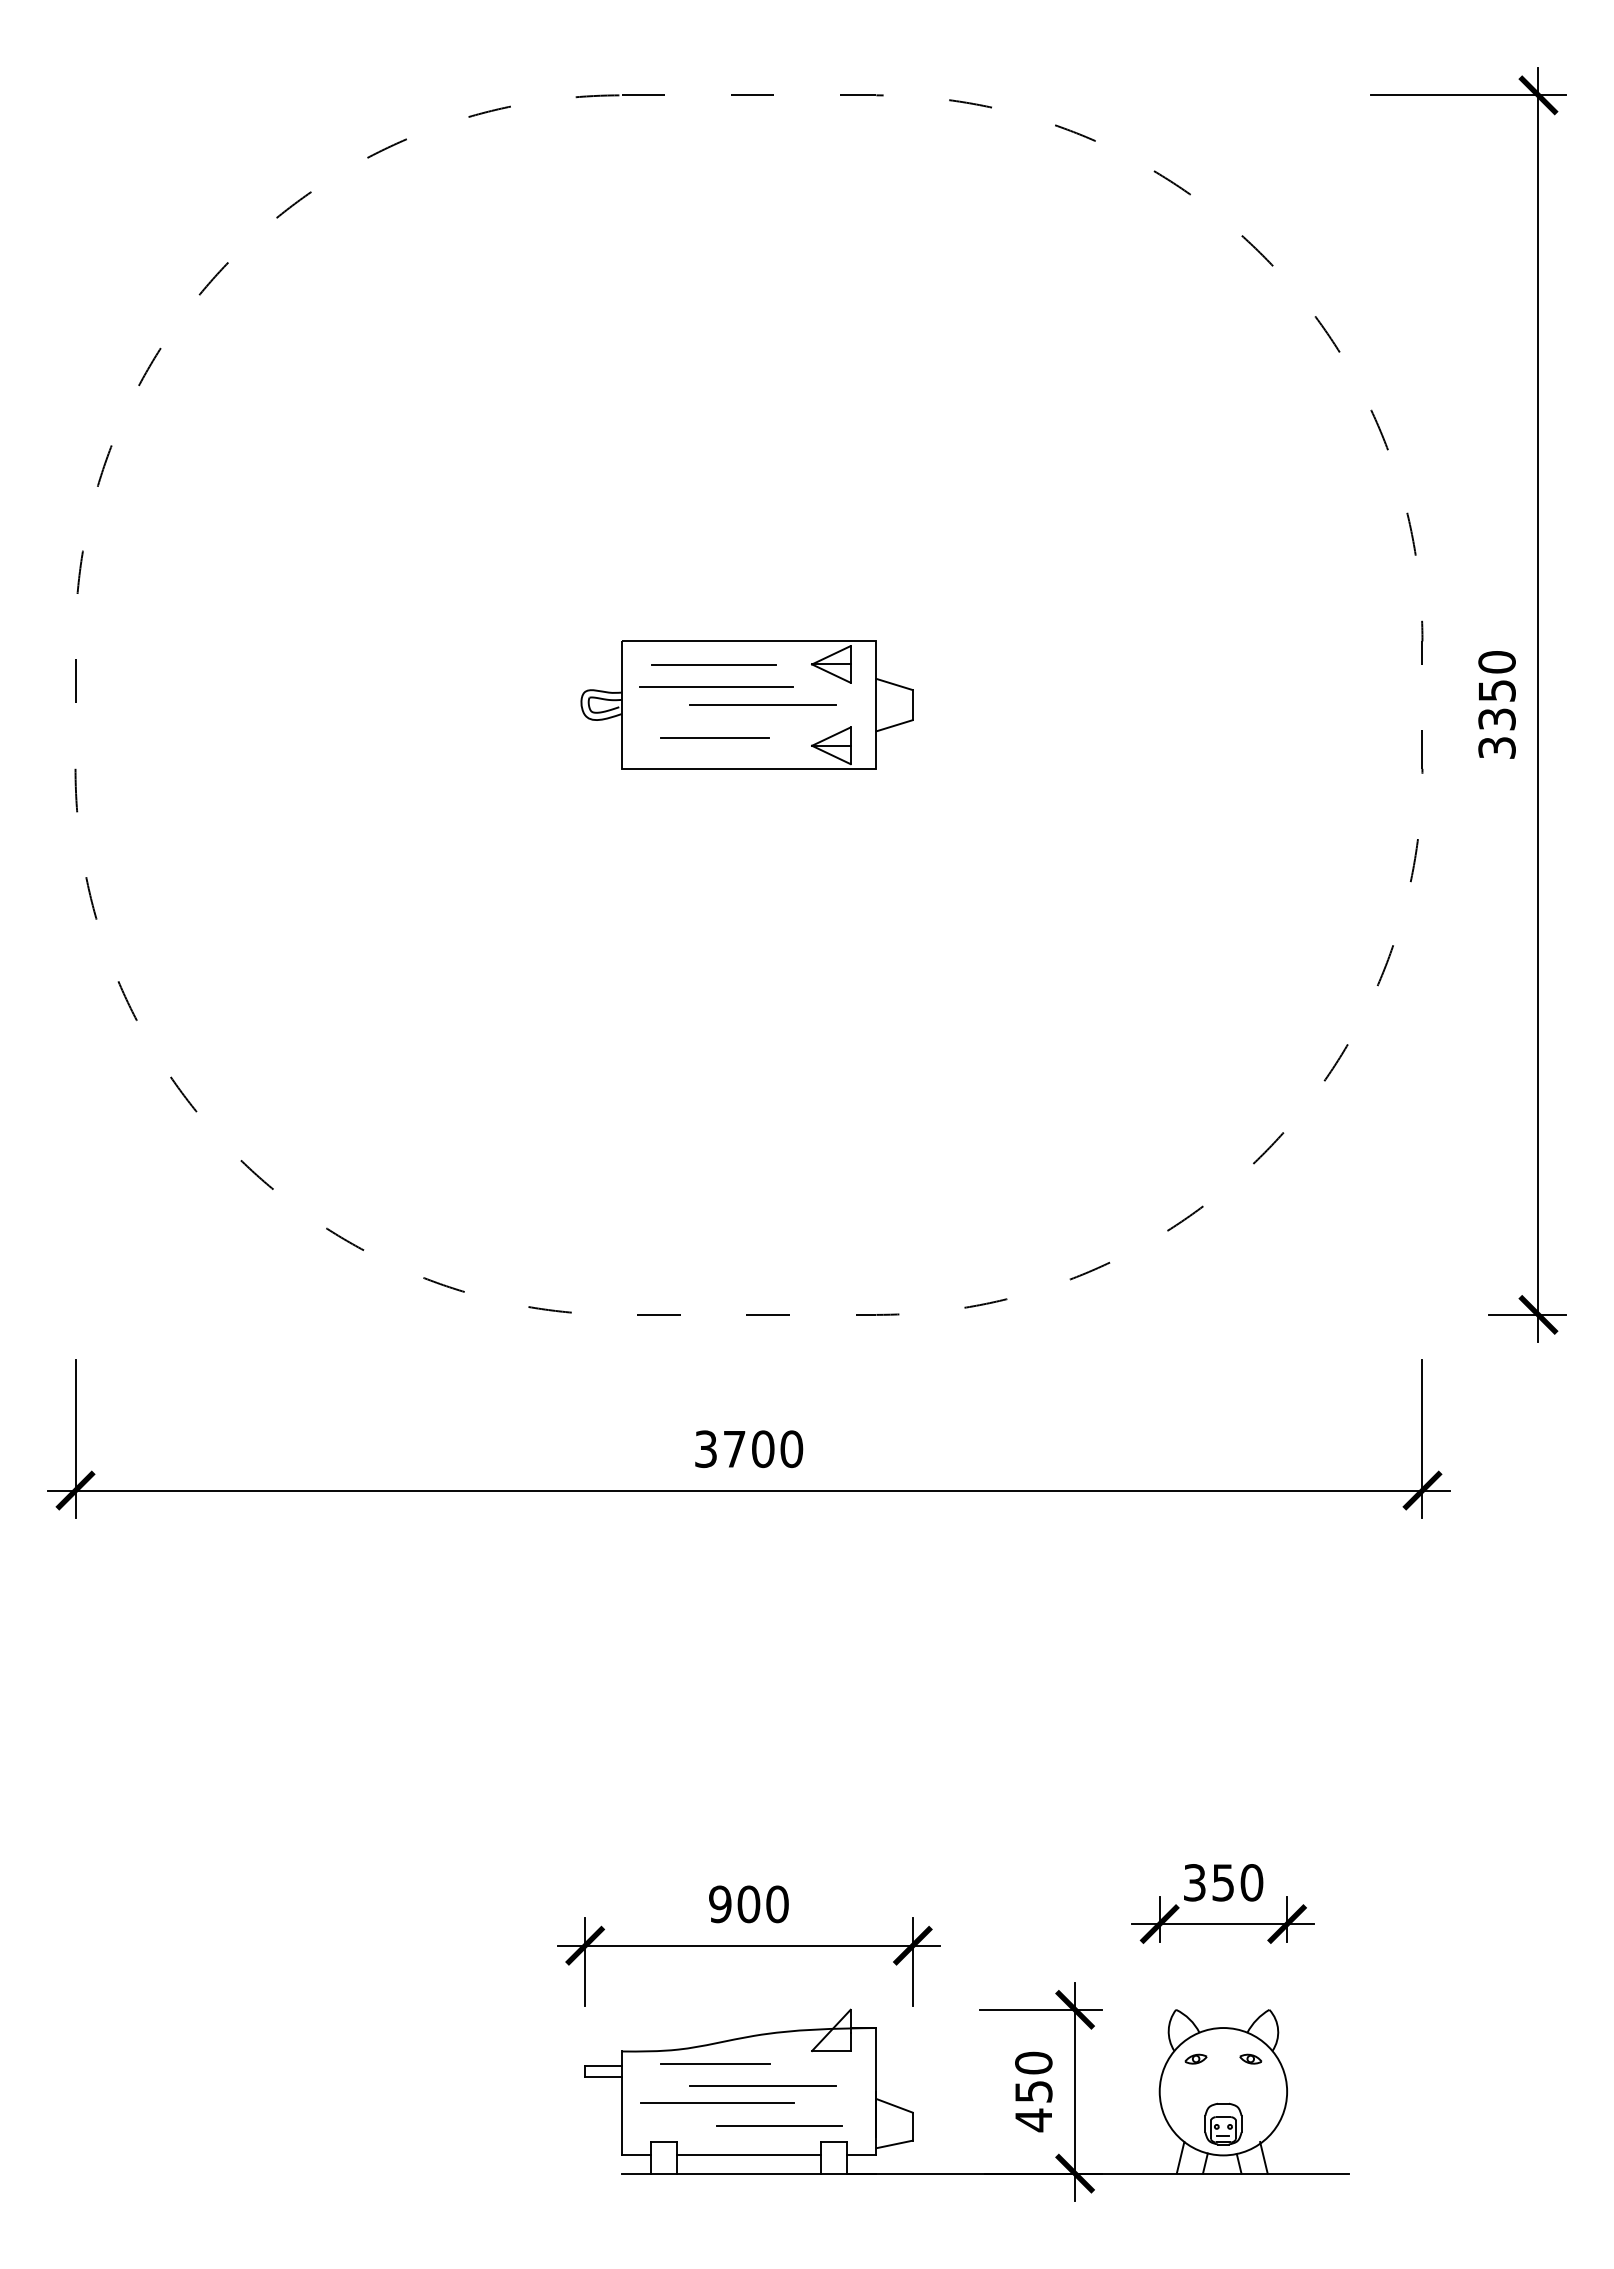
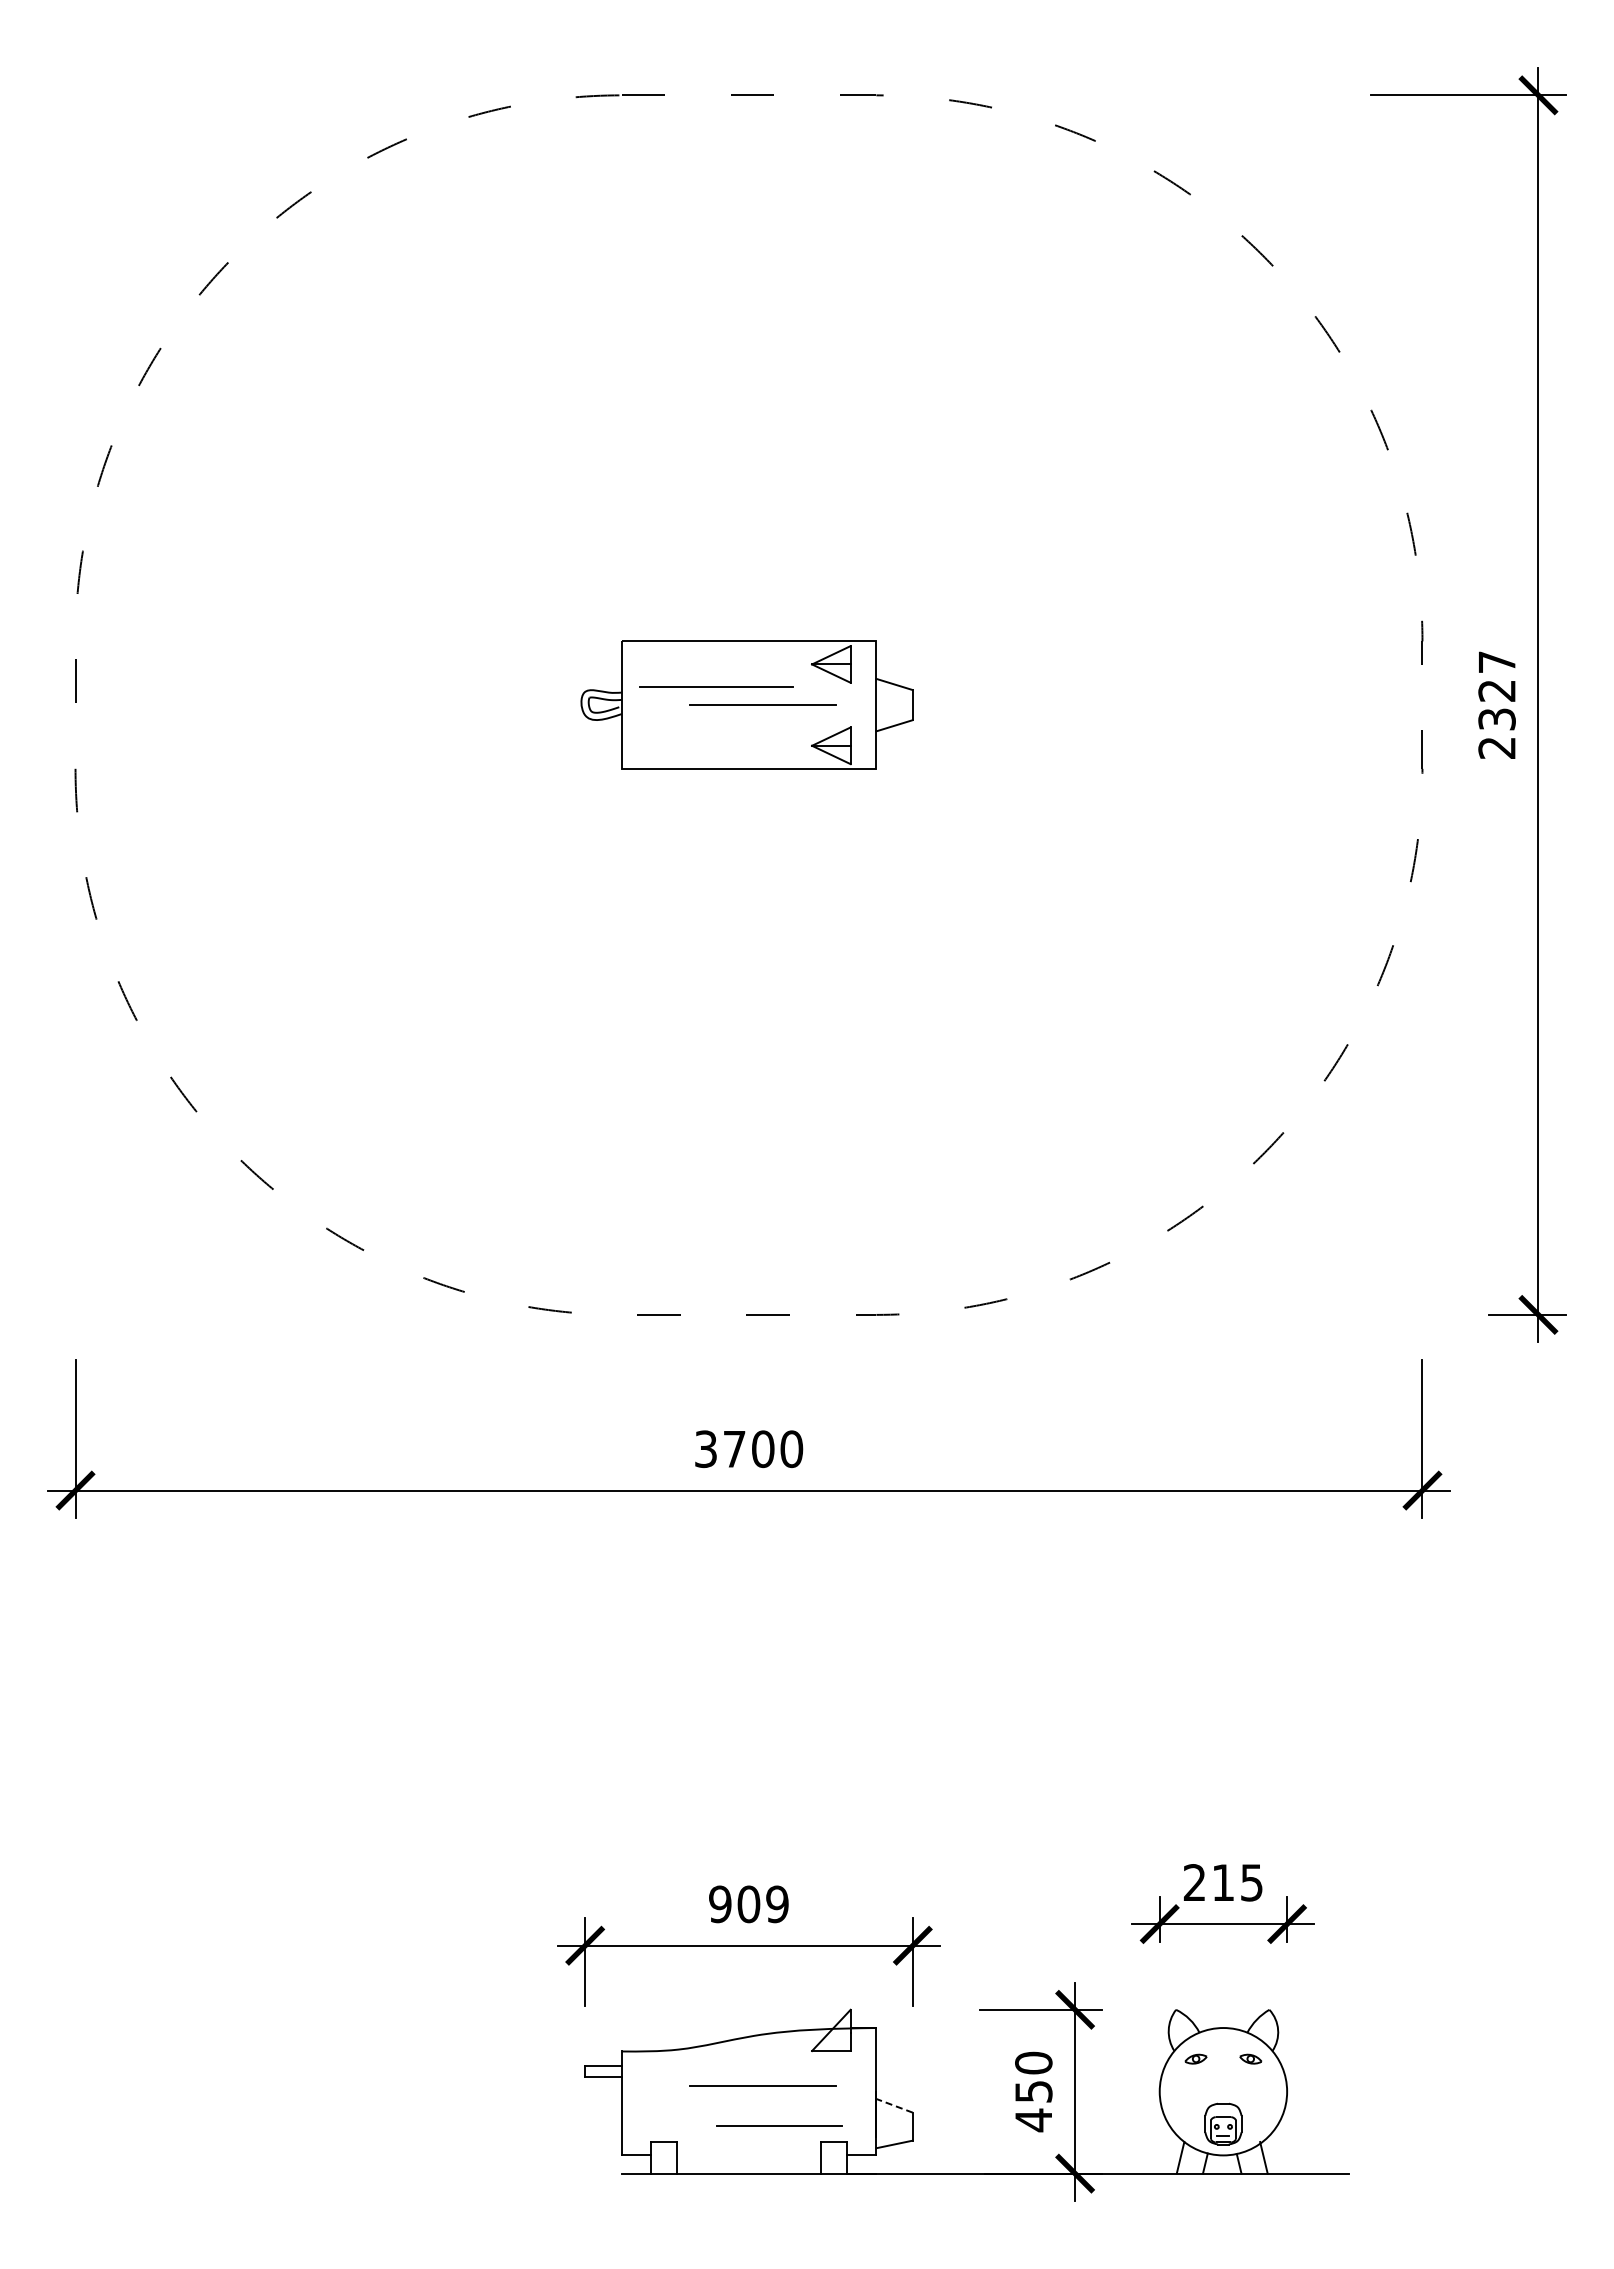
line: present -> none (713, 664)
text: 3350 -> 2327 (1496, 704)
line: present -> none (714, 737)
text: 350 -> 215 (1223, 1882)
text: 900 -> 909 (777, 1904)
line: present -> none (715, 2063)
line: present -> none (717, 2102)
line: solid -> dashed (894, 2105)
line: present -> none (748, 2155)
